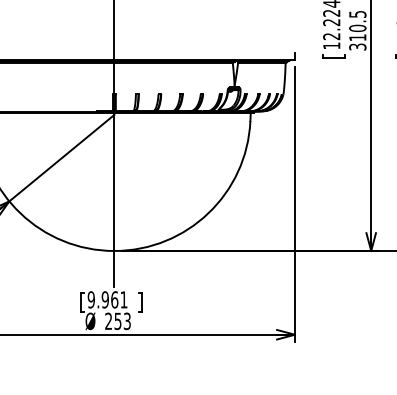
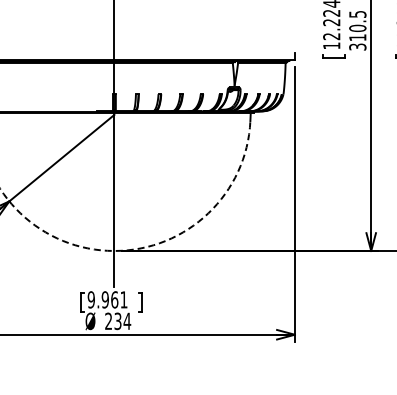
arc: solid -> dashed (150, 246)
text: 253 -> 234 (122, 321)
